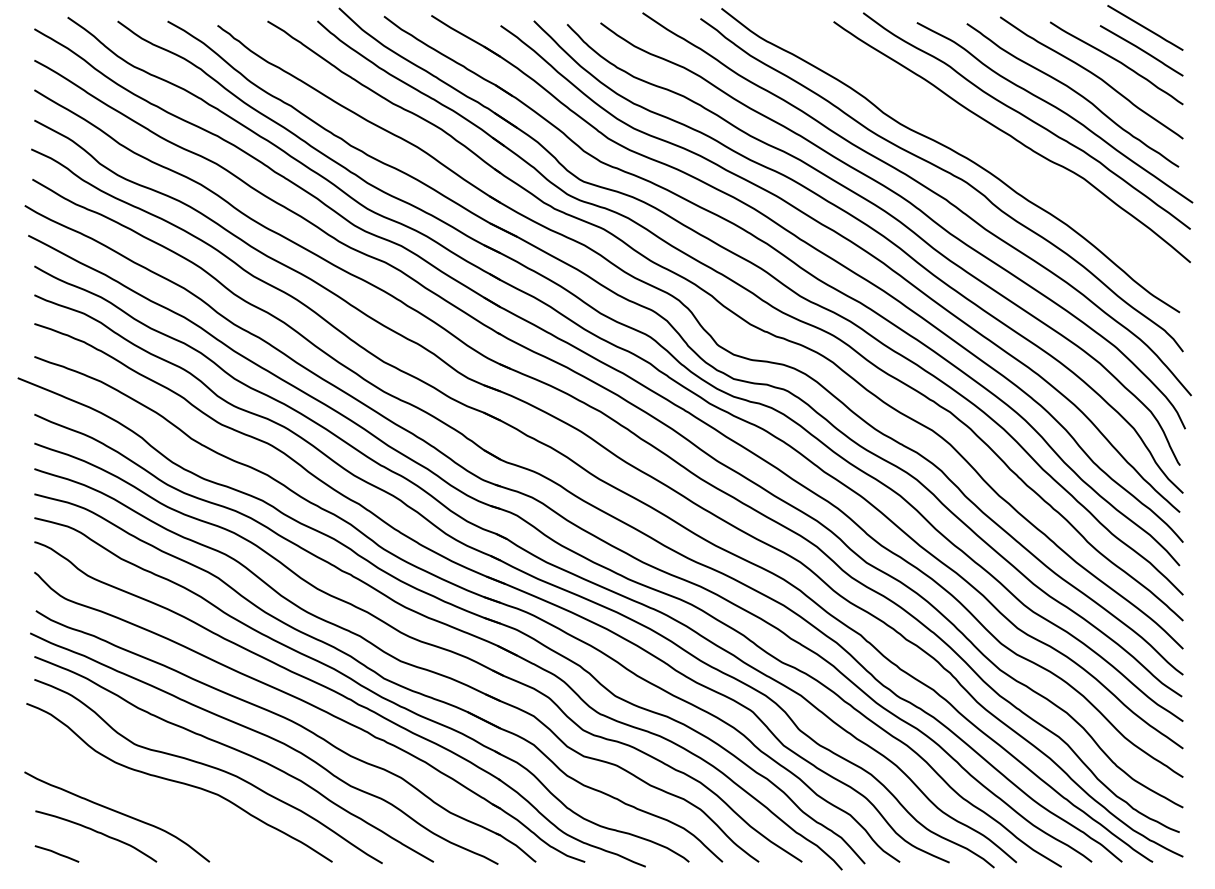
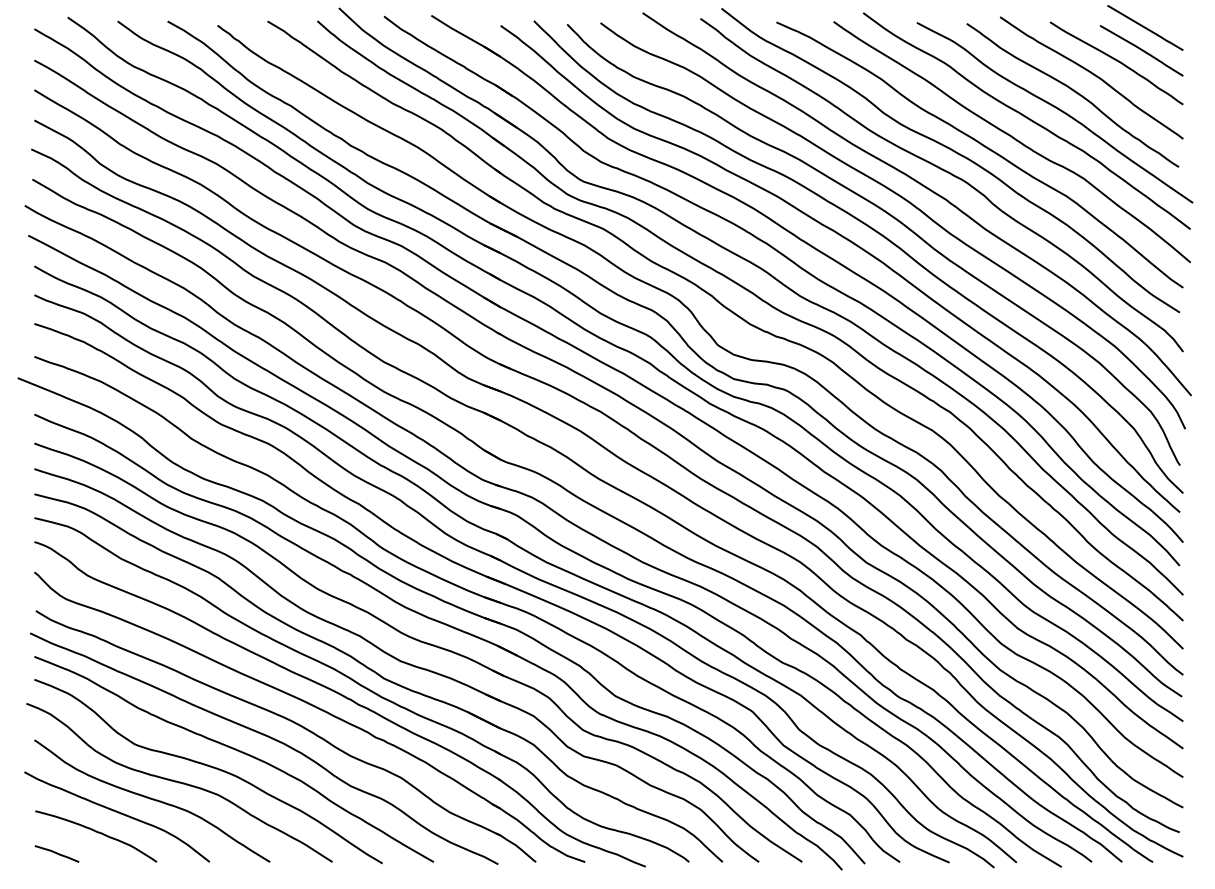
curve: none -> present (984, 147)
curve: none -> present (152, 800)
